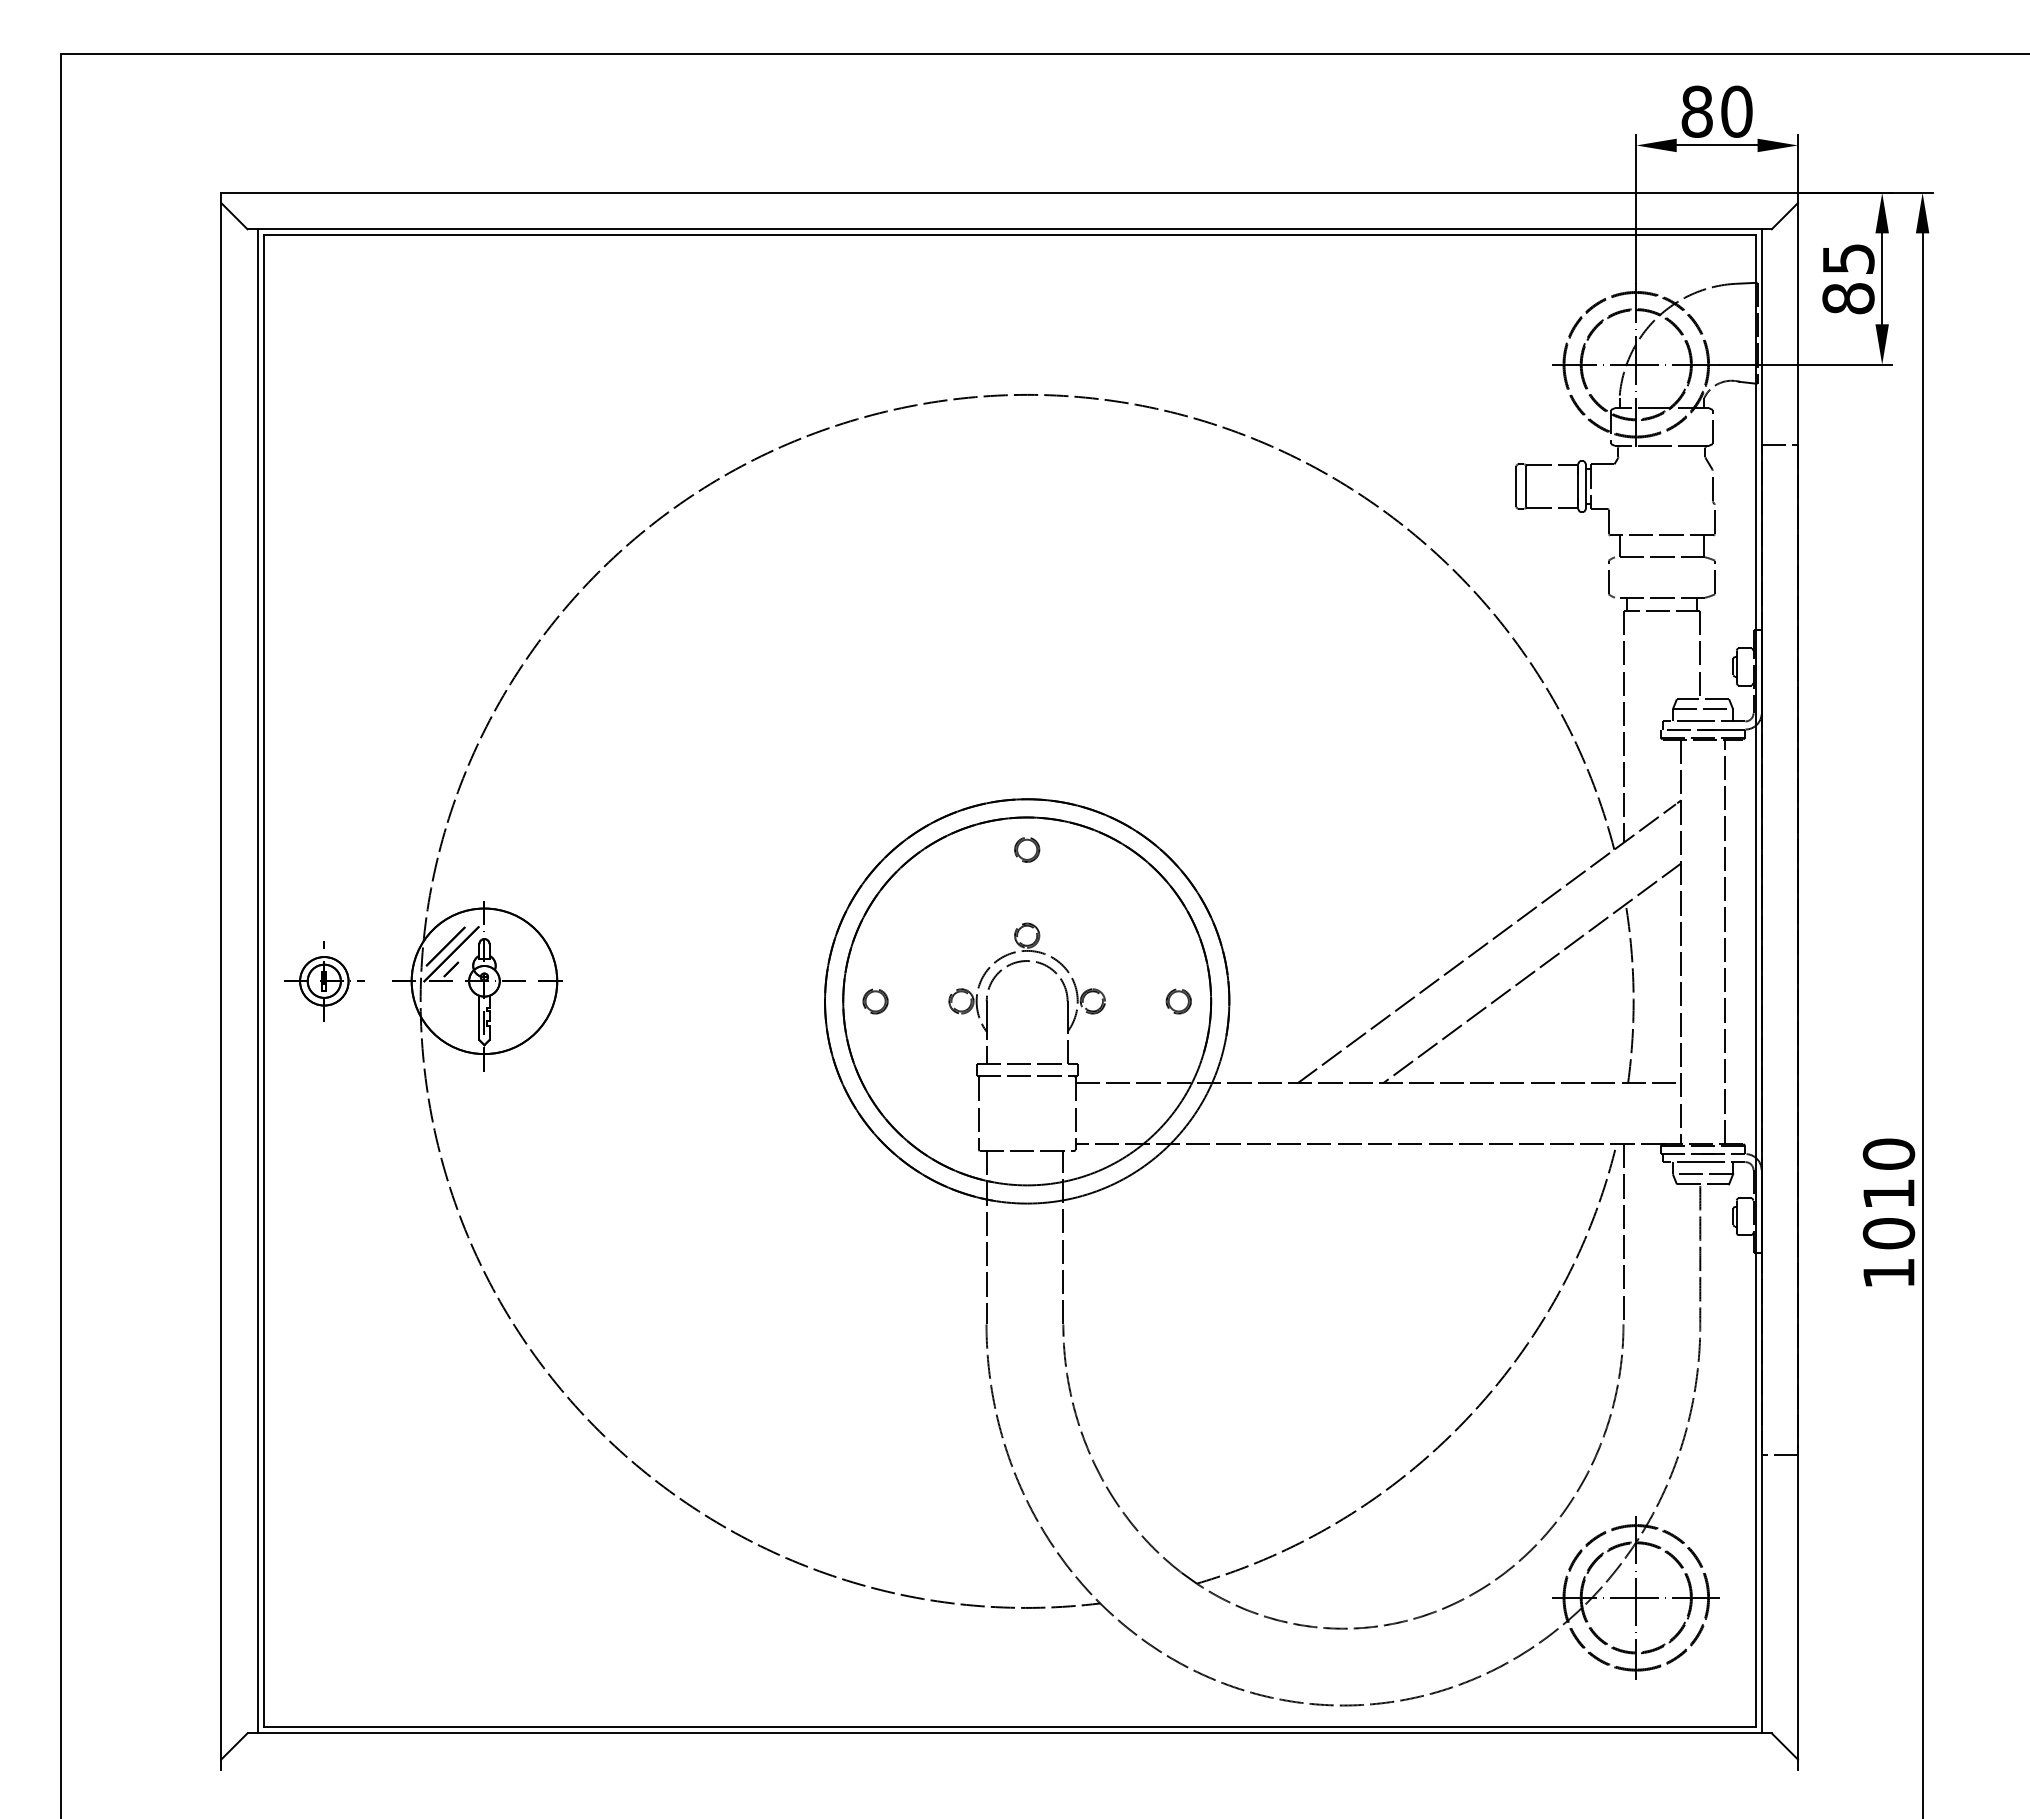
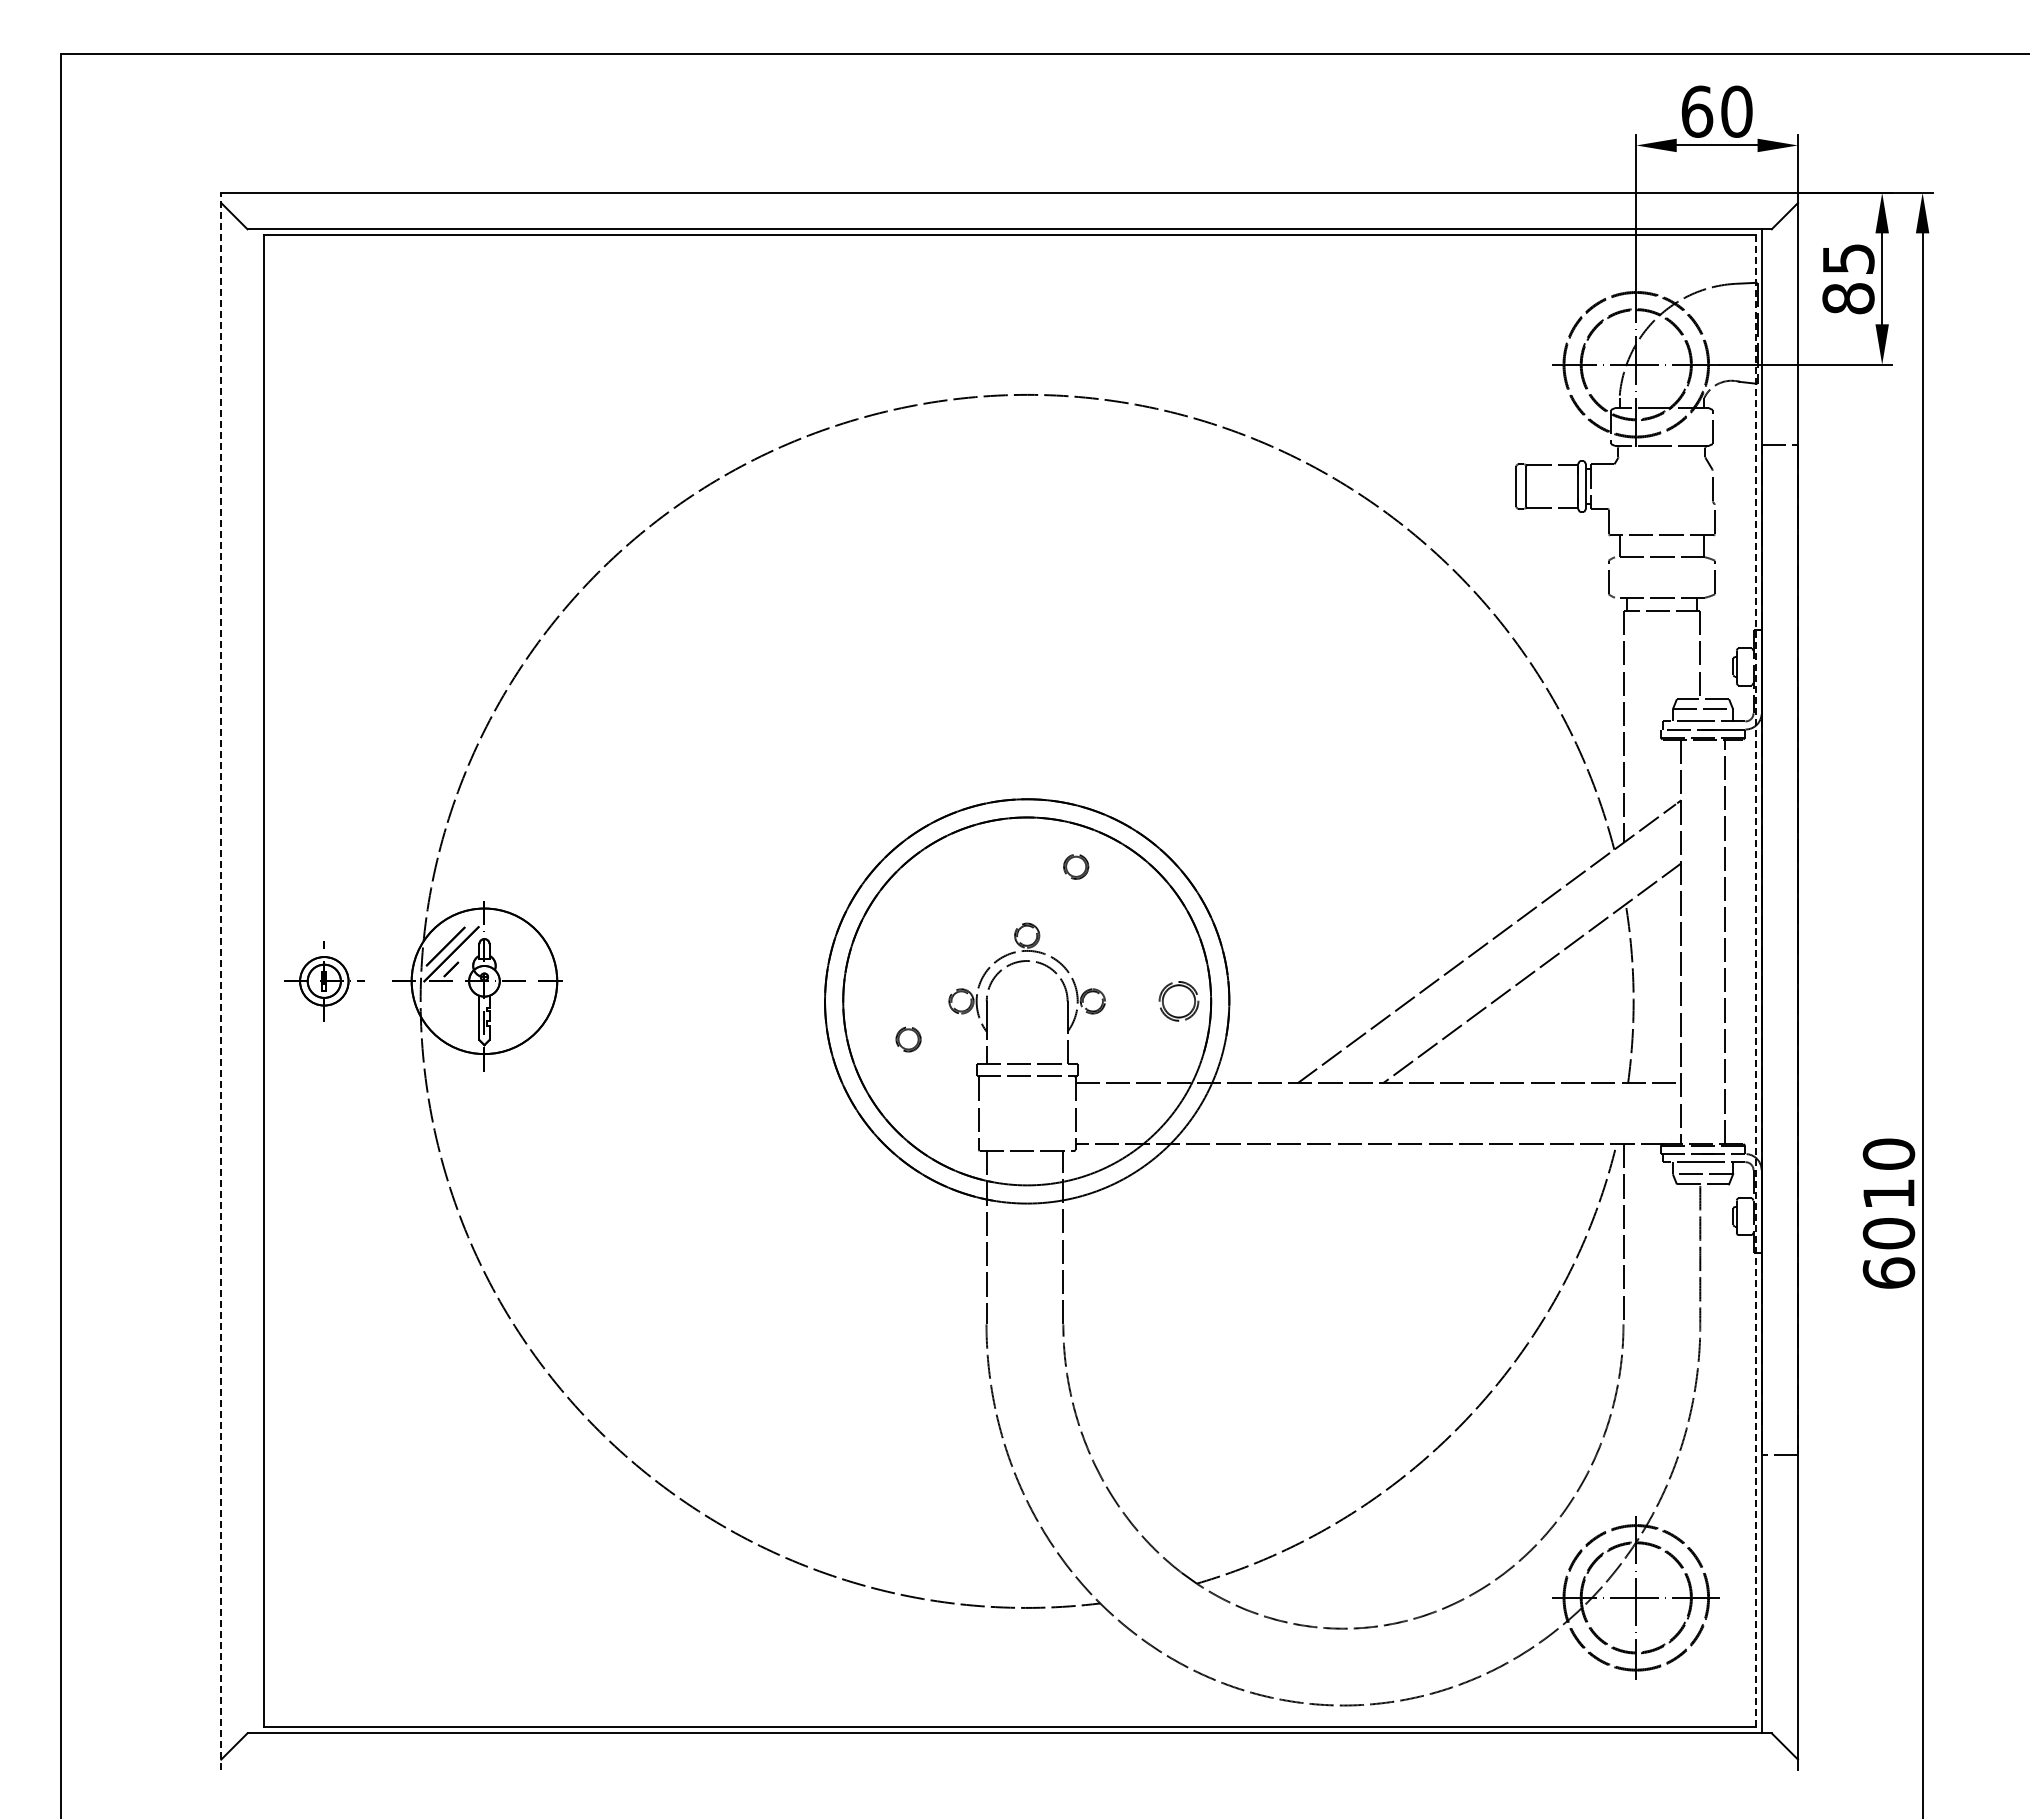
text: 80 -> 60 (1697, 111)
part position: (1027, 849) -> (1076, 866) (1076, 866)
line: solid -> dashed (221, 980)
line: present -> none (257, 981)
line: solid -> dashed (1755, 981)
part position: (875, 1001) -> (908, 1039) (908, 1039)
part size: 27x27 px -> 42x41 px (1178, 1001)
text: 1010 -> 6010 (1888, 1272)
